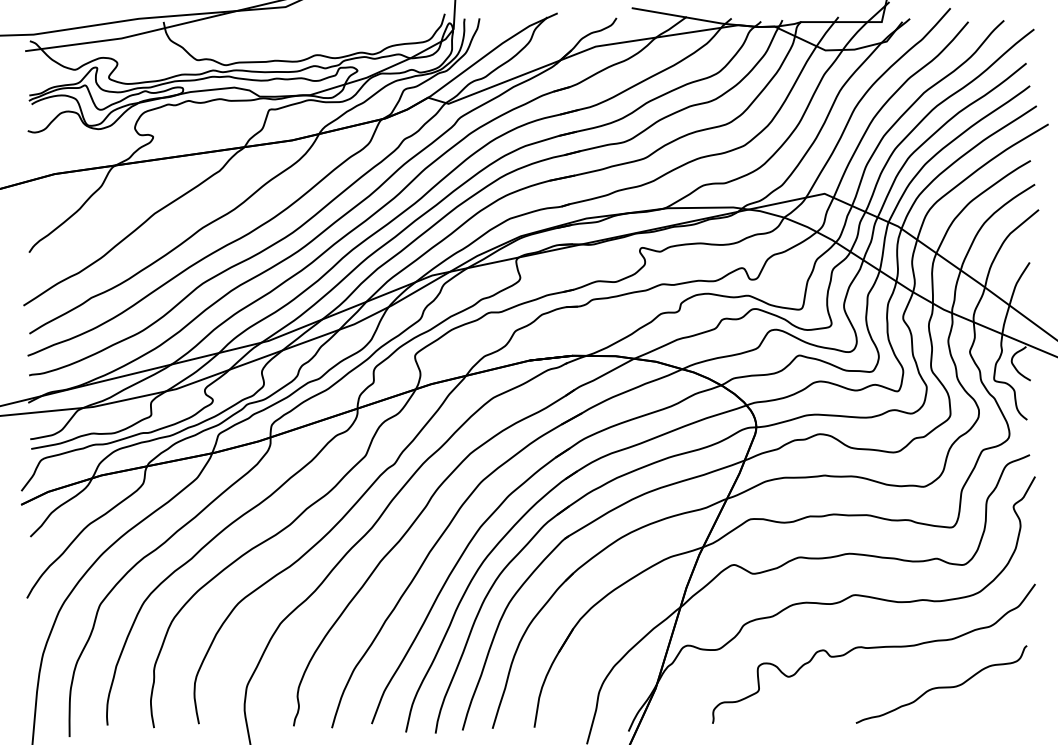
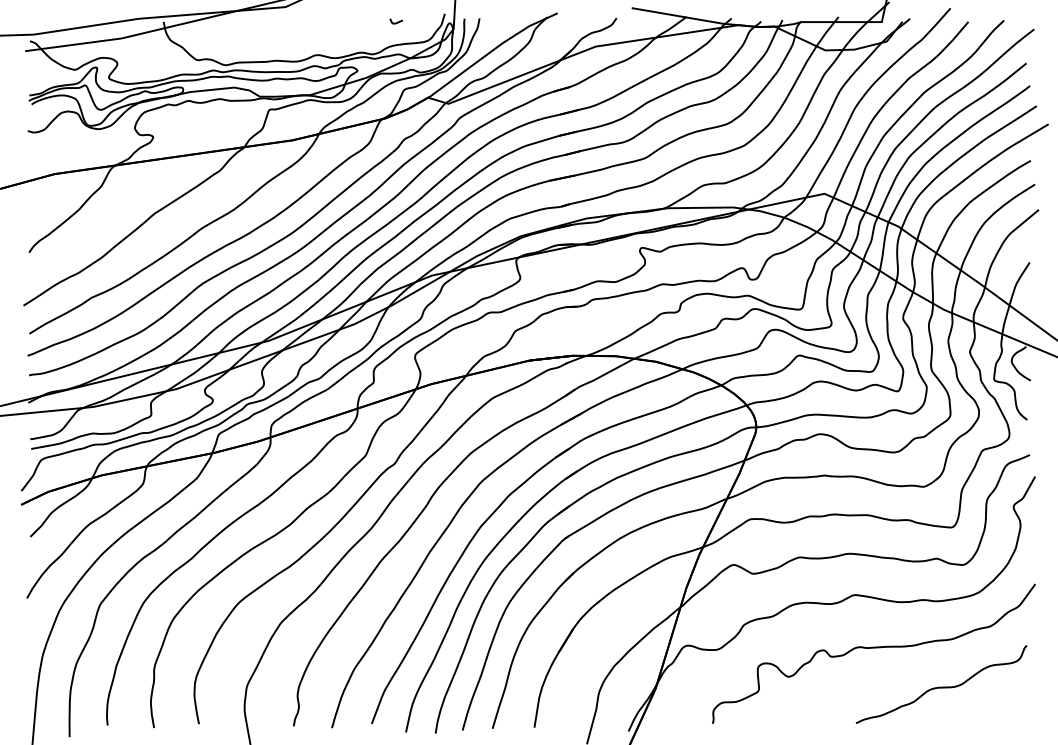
curve: none -> present (395, 22)
